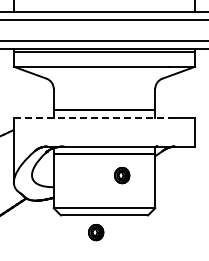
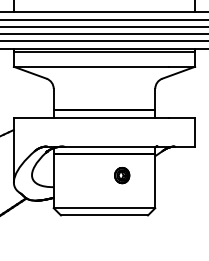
line: none -> present (103, 26)
line: none -> present (103, 34)
line: dashed -> solid (91, 117)
part: present -> none (96, 232)
